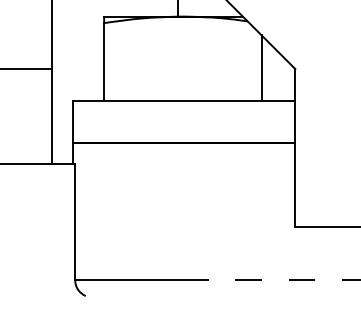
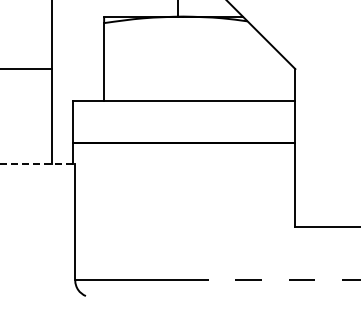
line: present -> none (261, 67)
line: solid -> dashed (38, 163)
